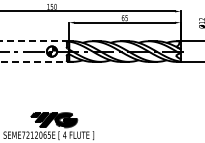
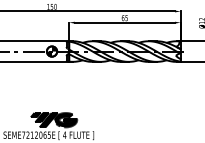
line: dashed -> solid (34, 41)
line: dashed -> solid (35, 61)
